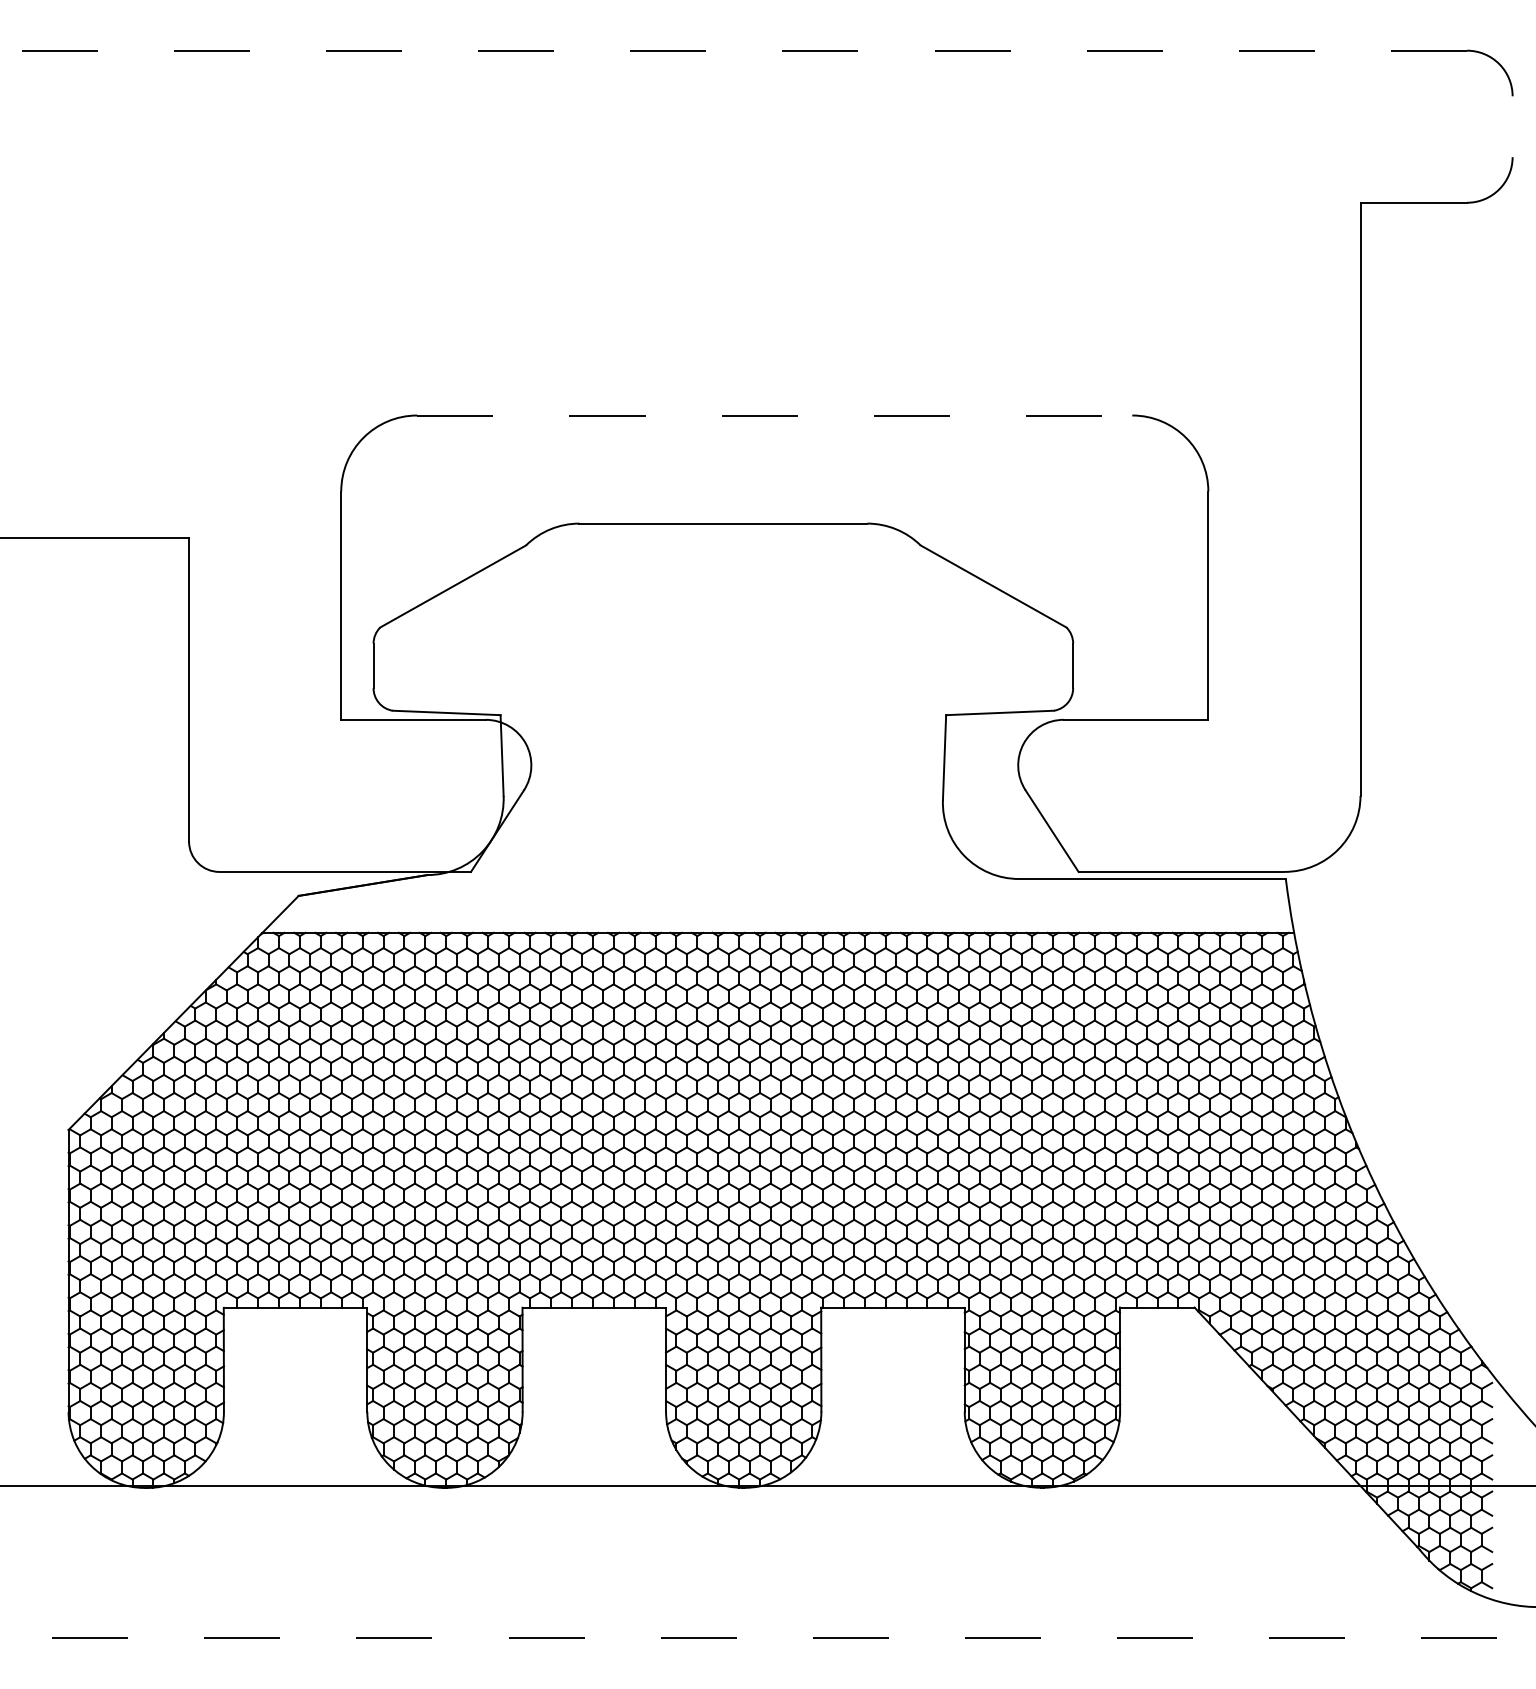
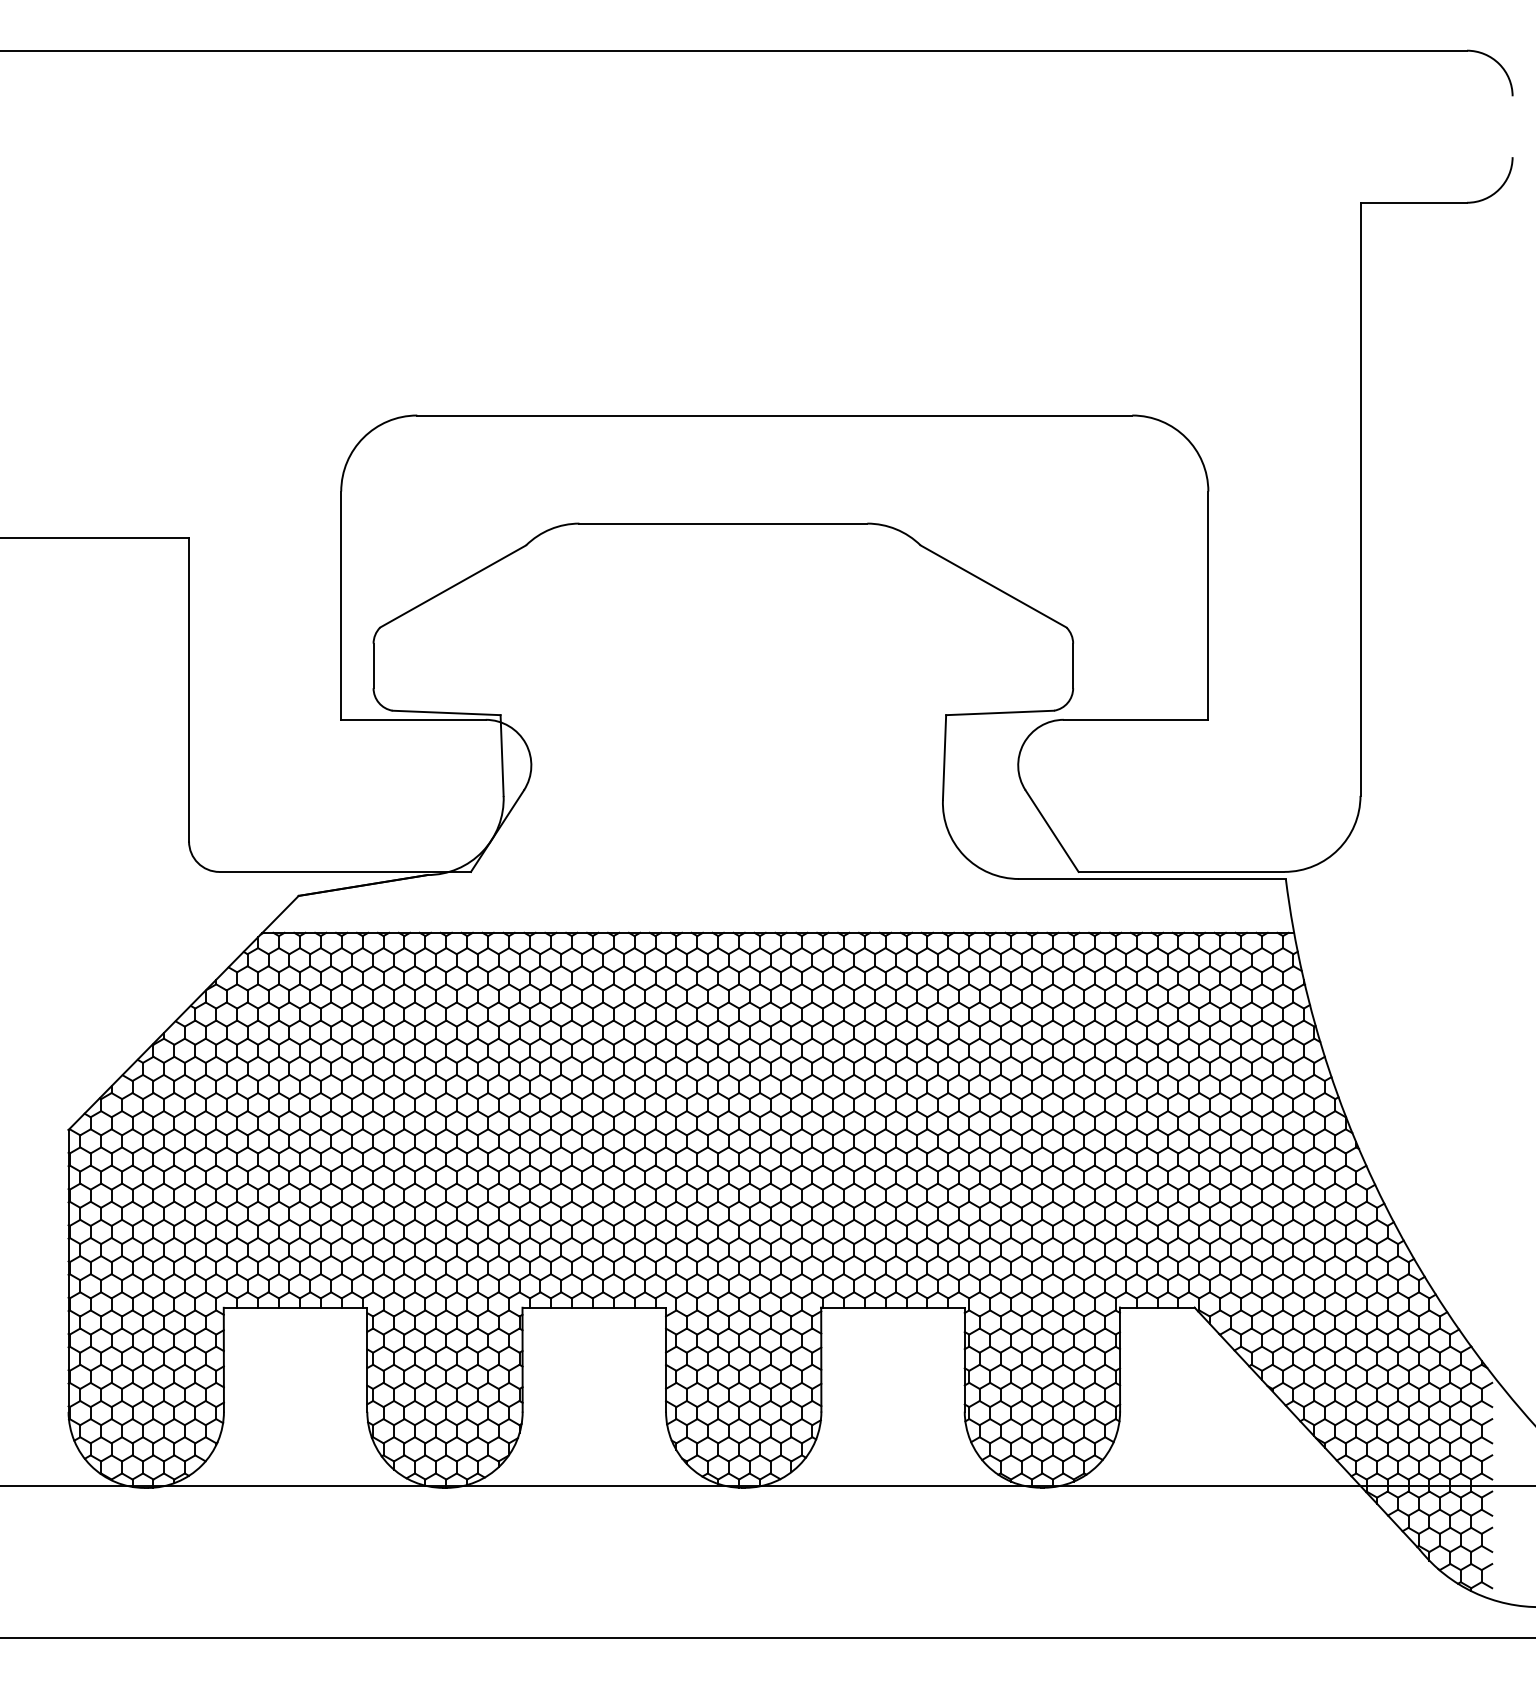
line: dashed -> solid (733, 50)
line: dashed -> solid (774, 415)
line: dashed -> solid (768, 1638)
